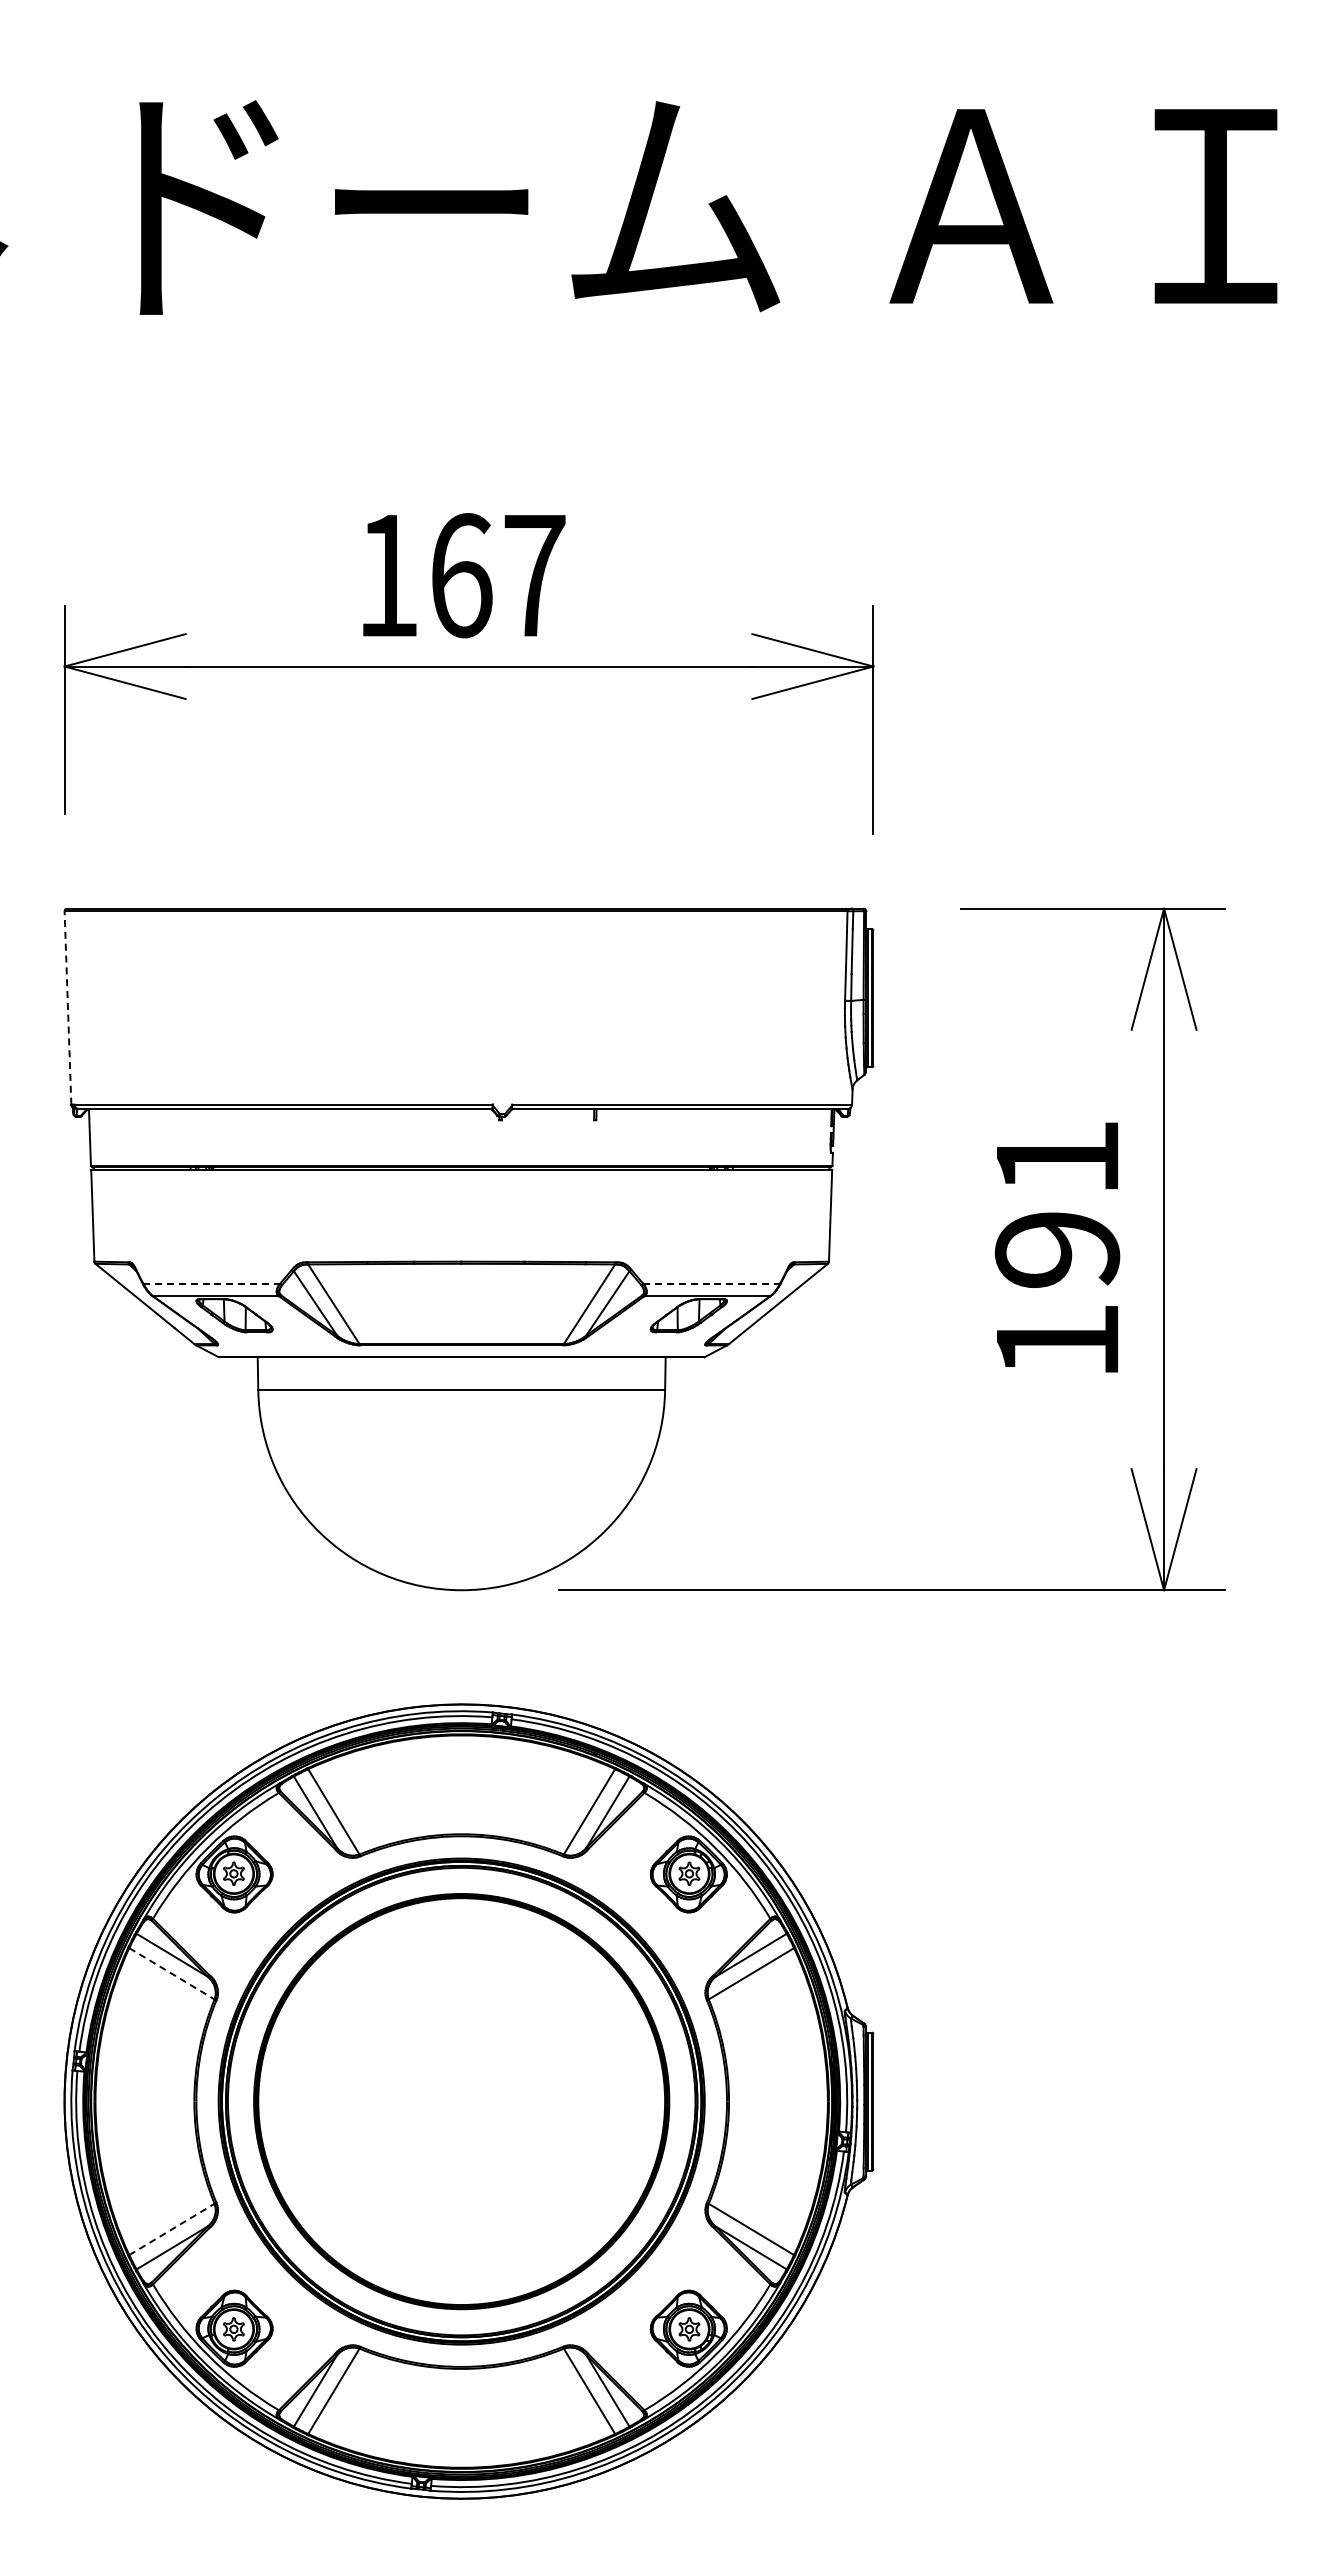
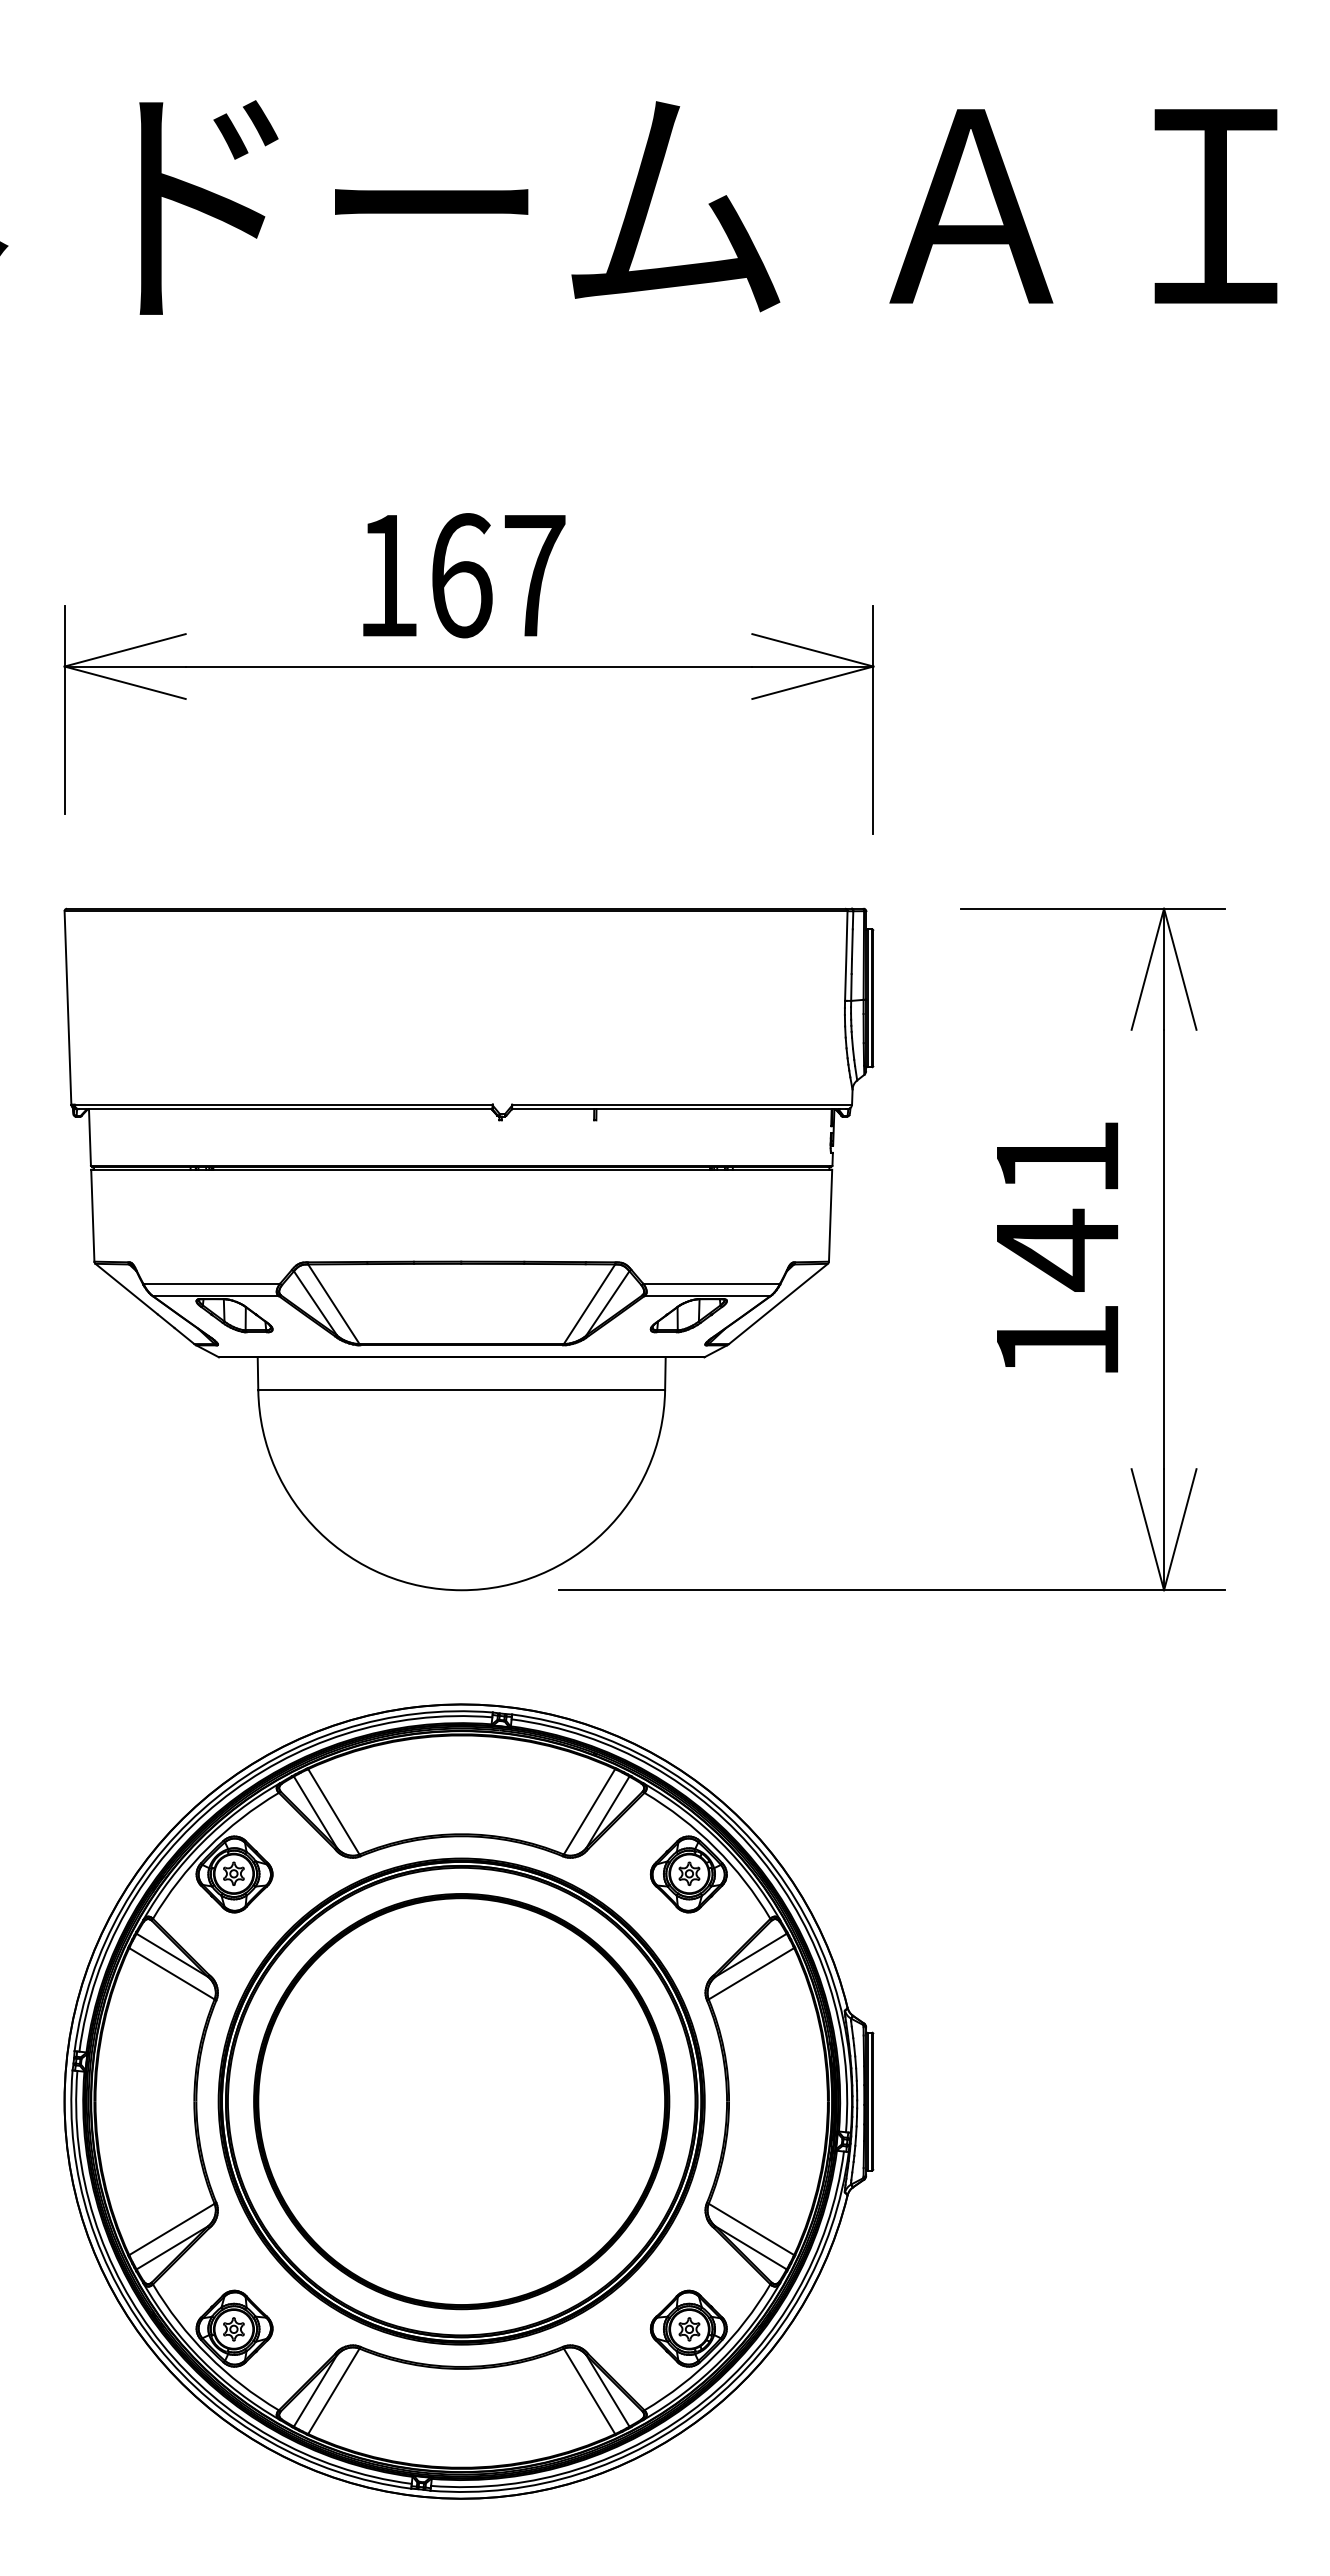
line: dashed -> solid (67, 1007)
text: 191 -> 141 (1057, 1249)
line: dashed -> solid (212, 1283)
line: dashed -> solid (712, 1283)
line: dashed -> solid (171, 1973)
line: dashed -> solid (171, 2229)
